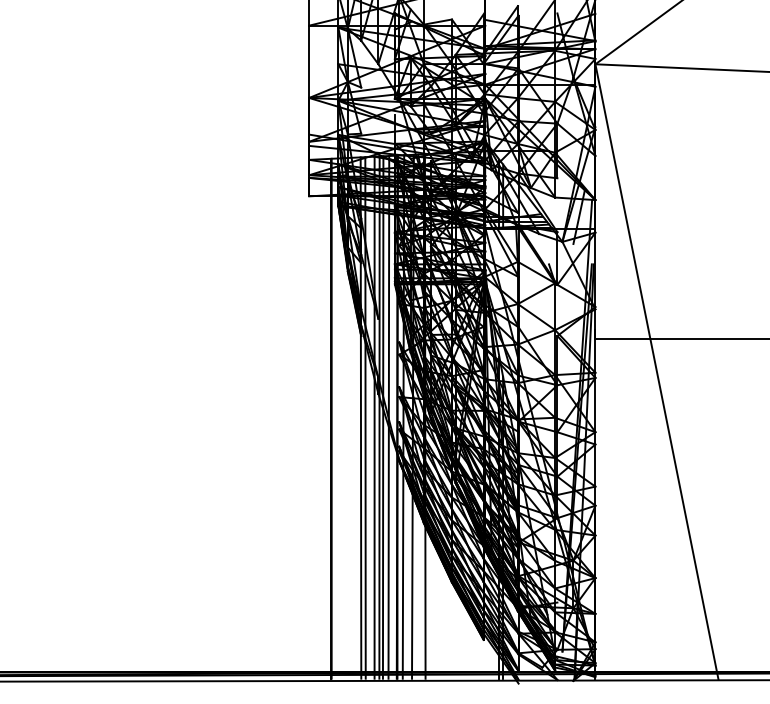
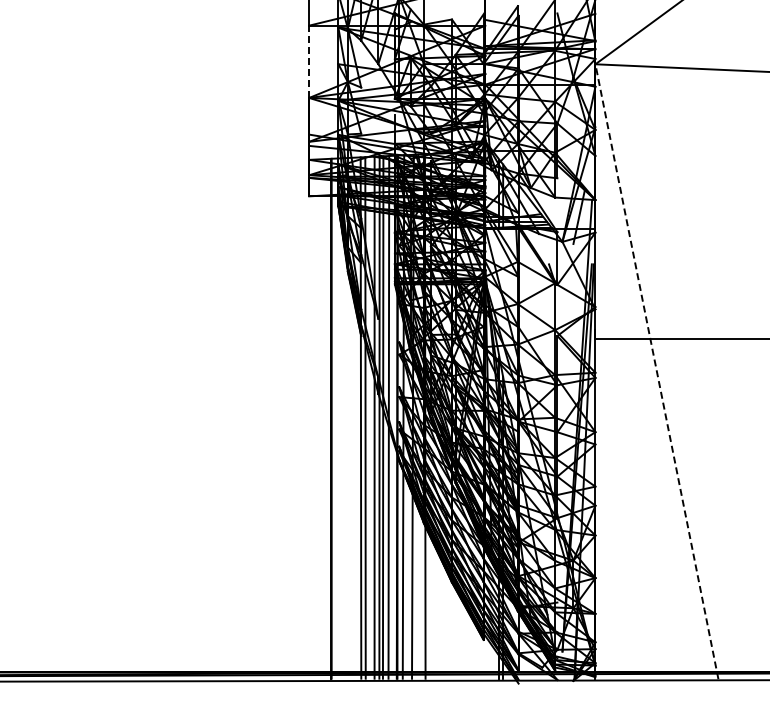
line: solid -> dashed (309, 61)
line: solid -> dashed (656, 371)
